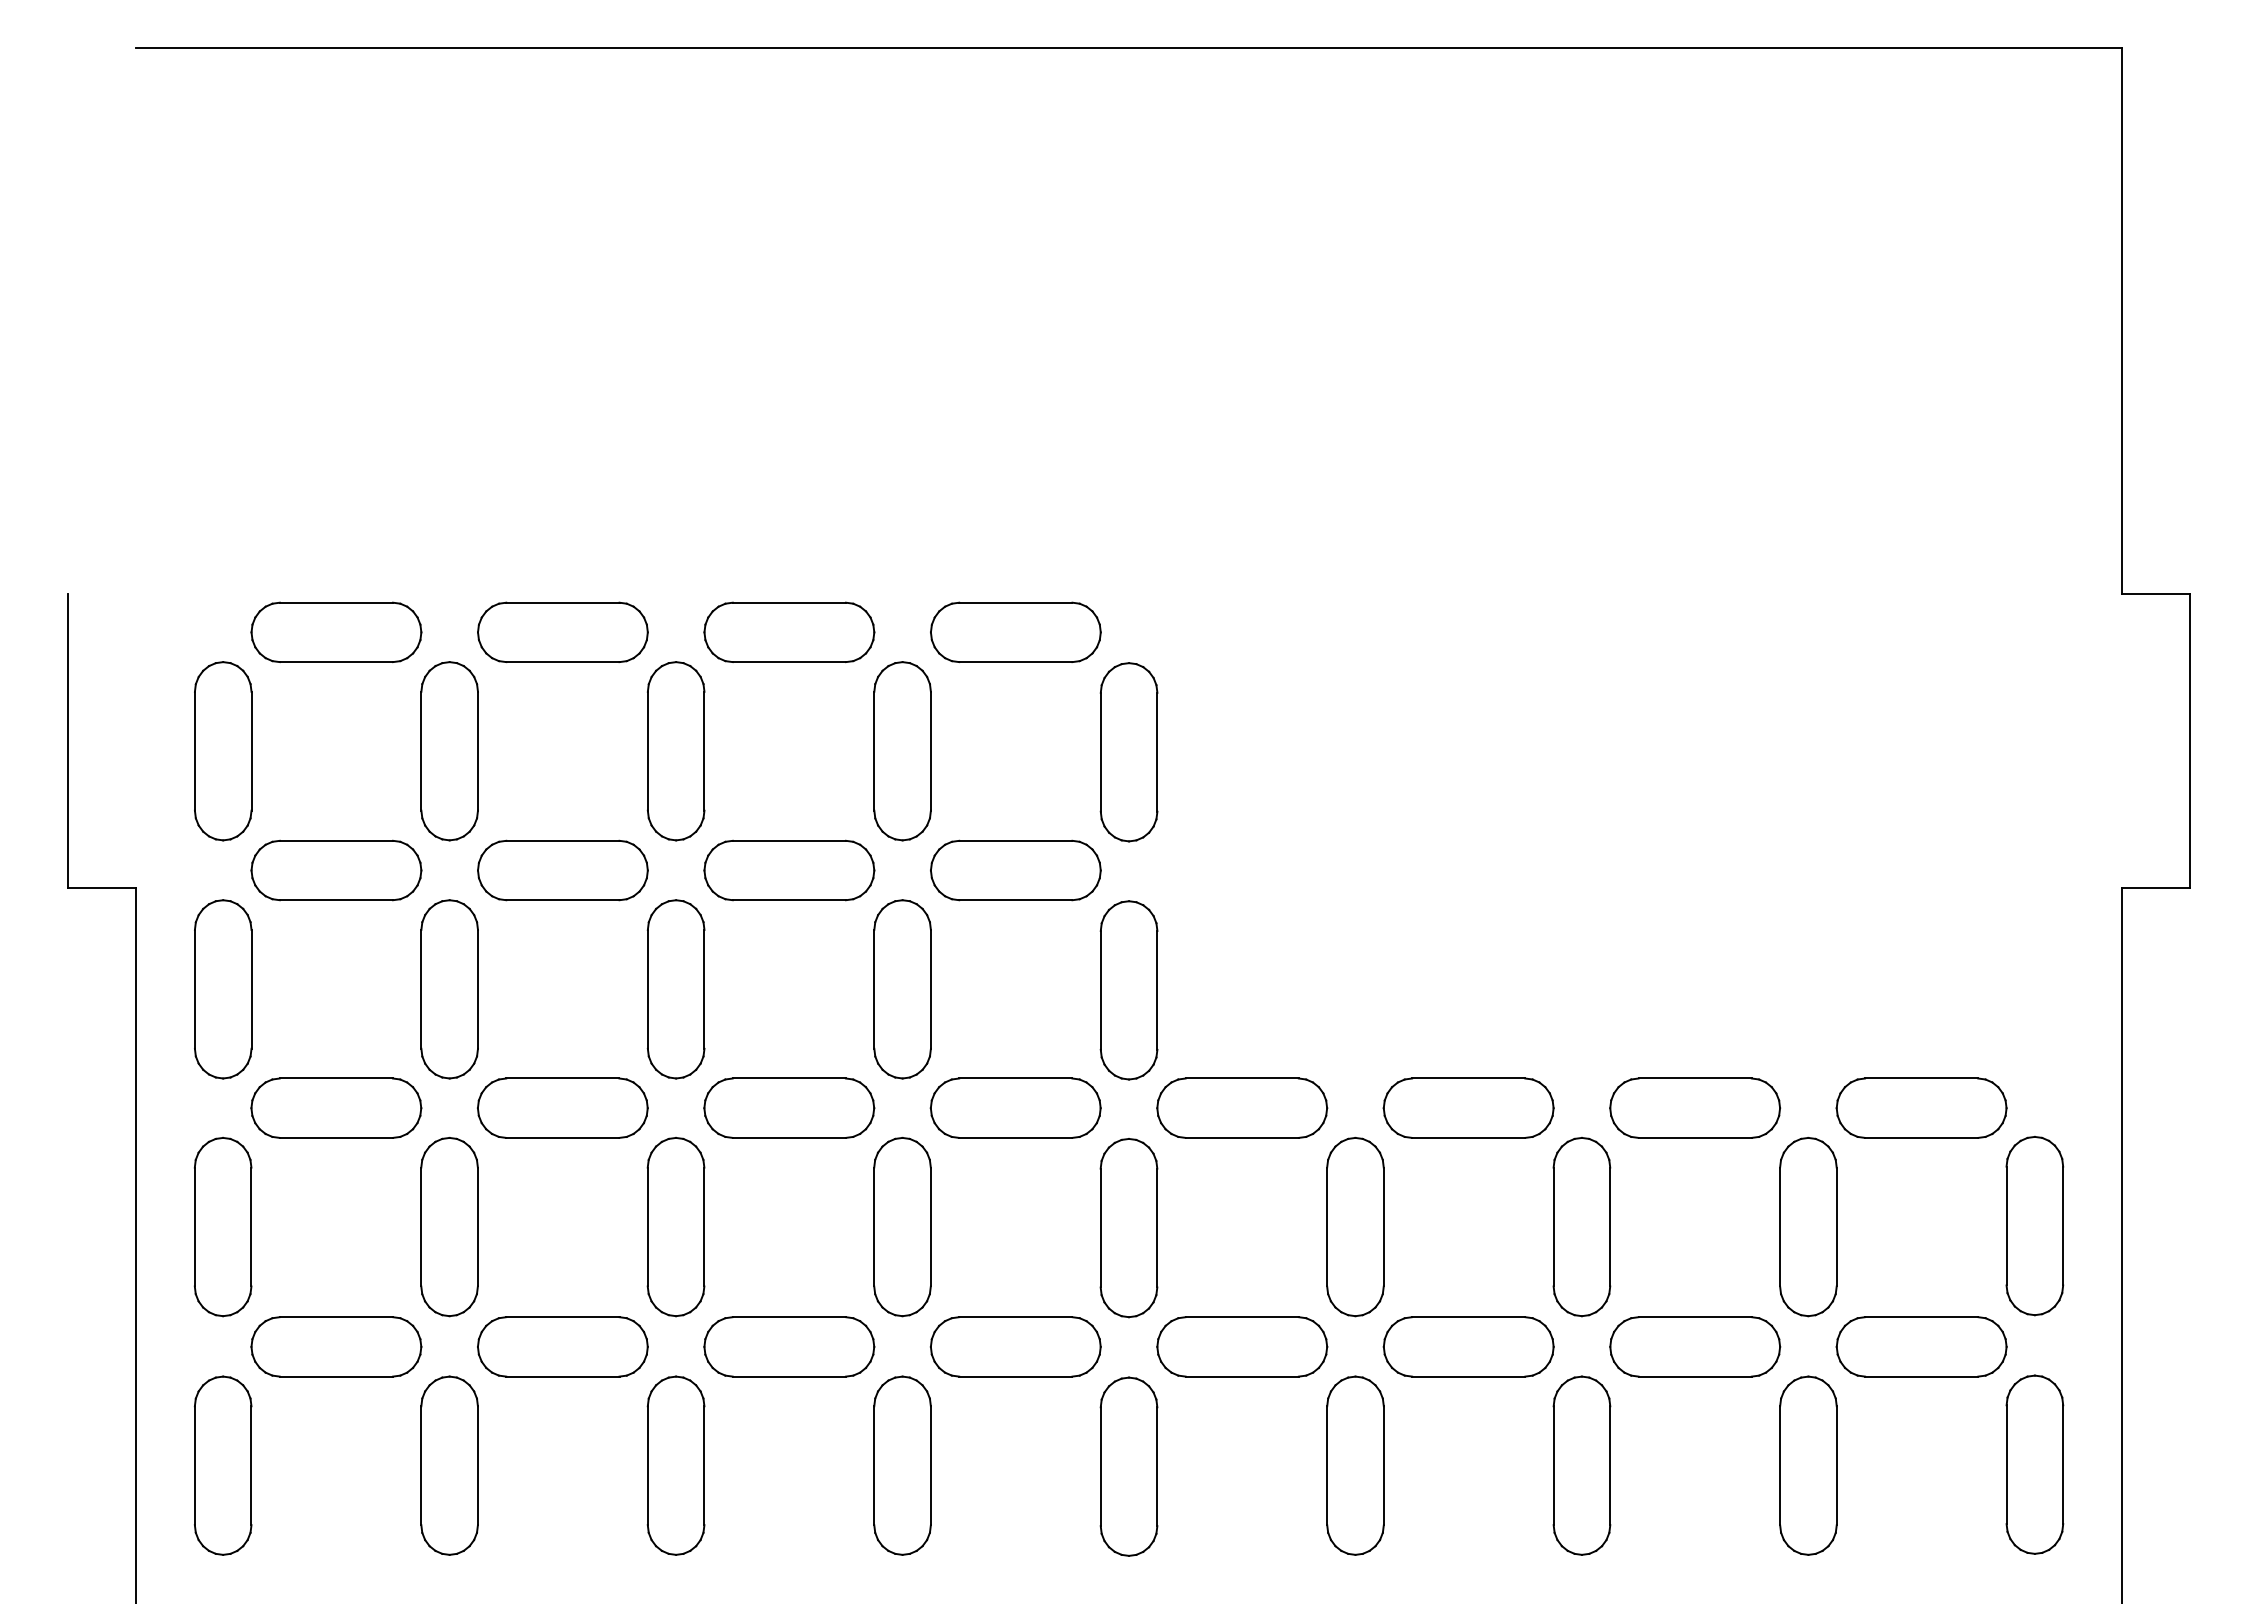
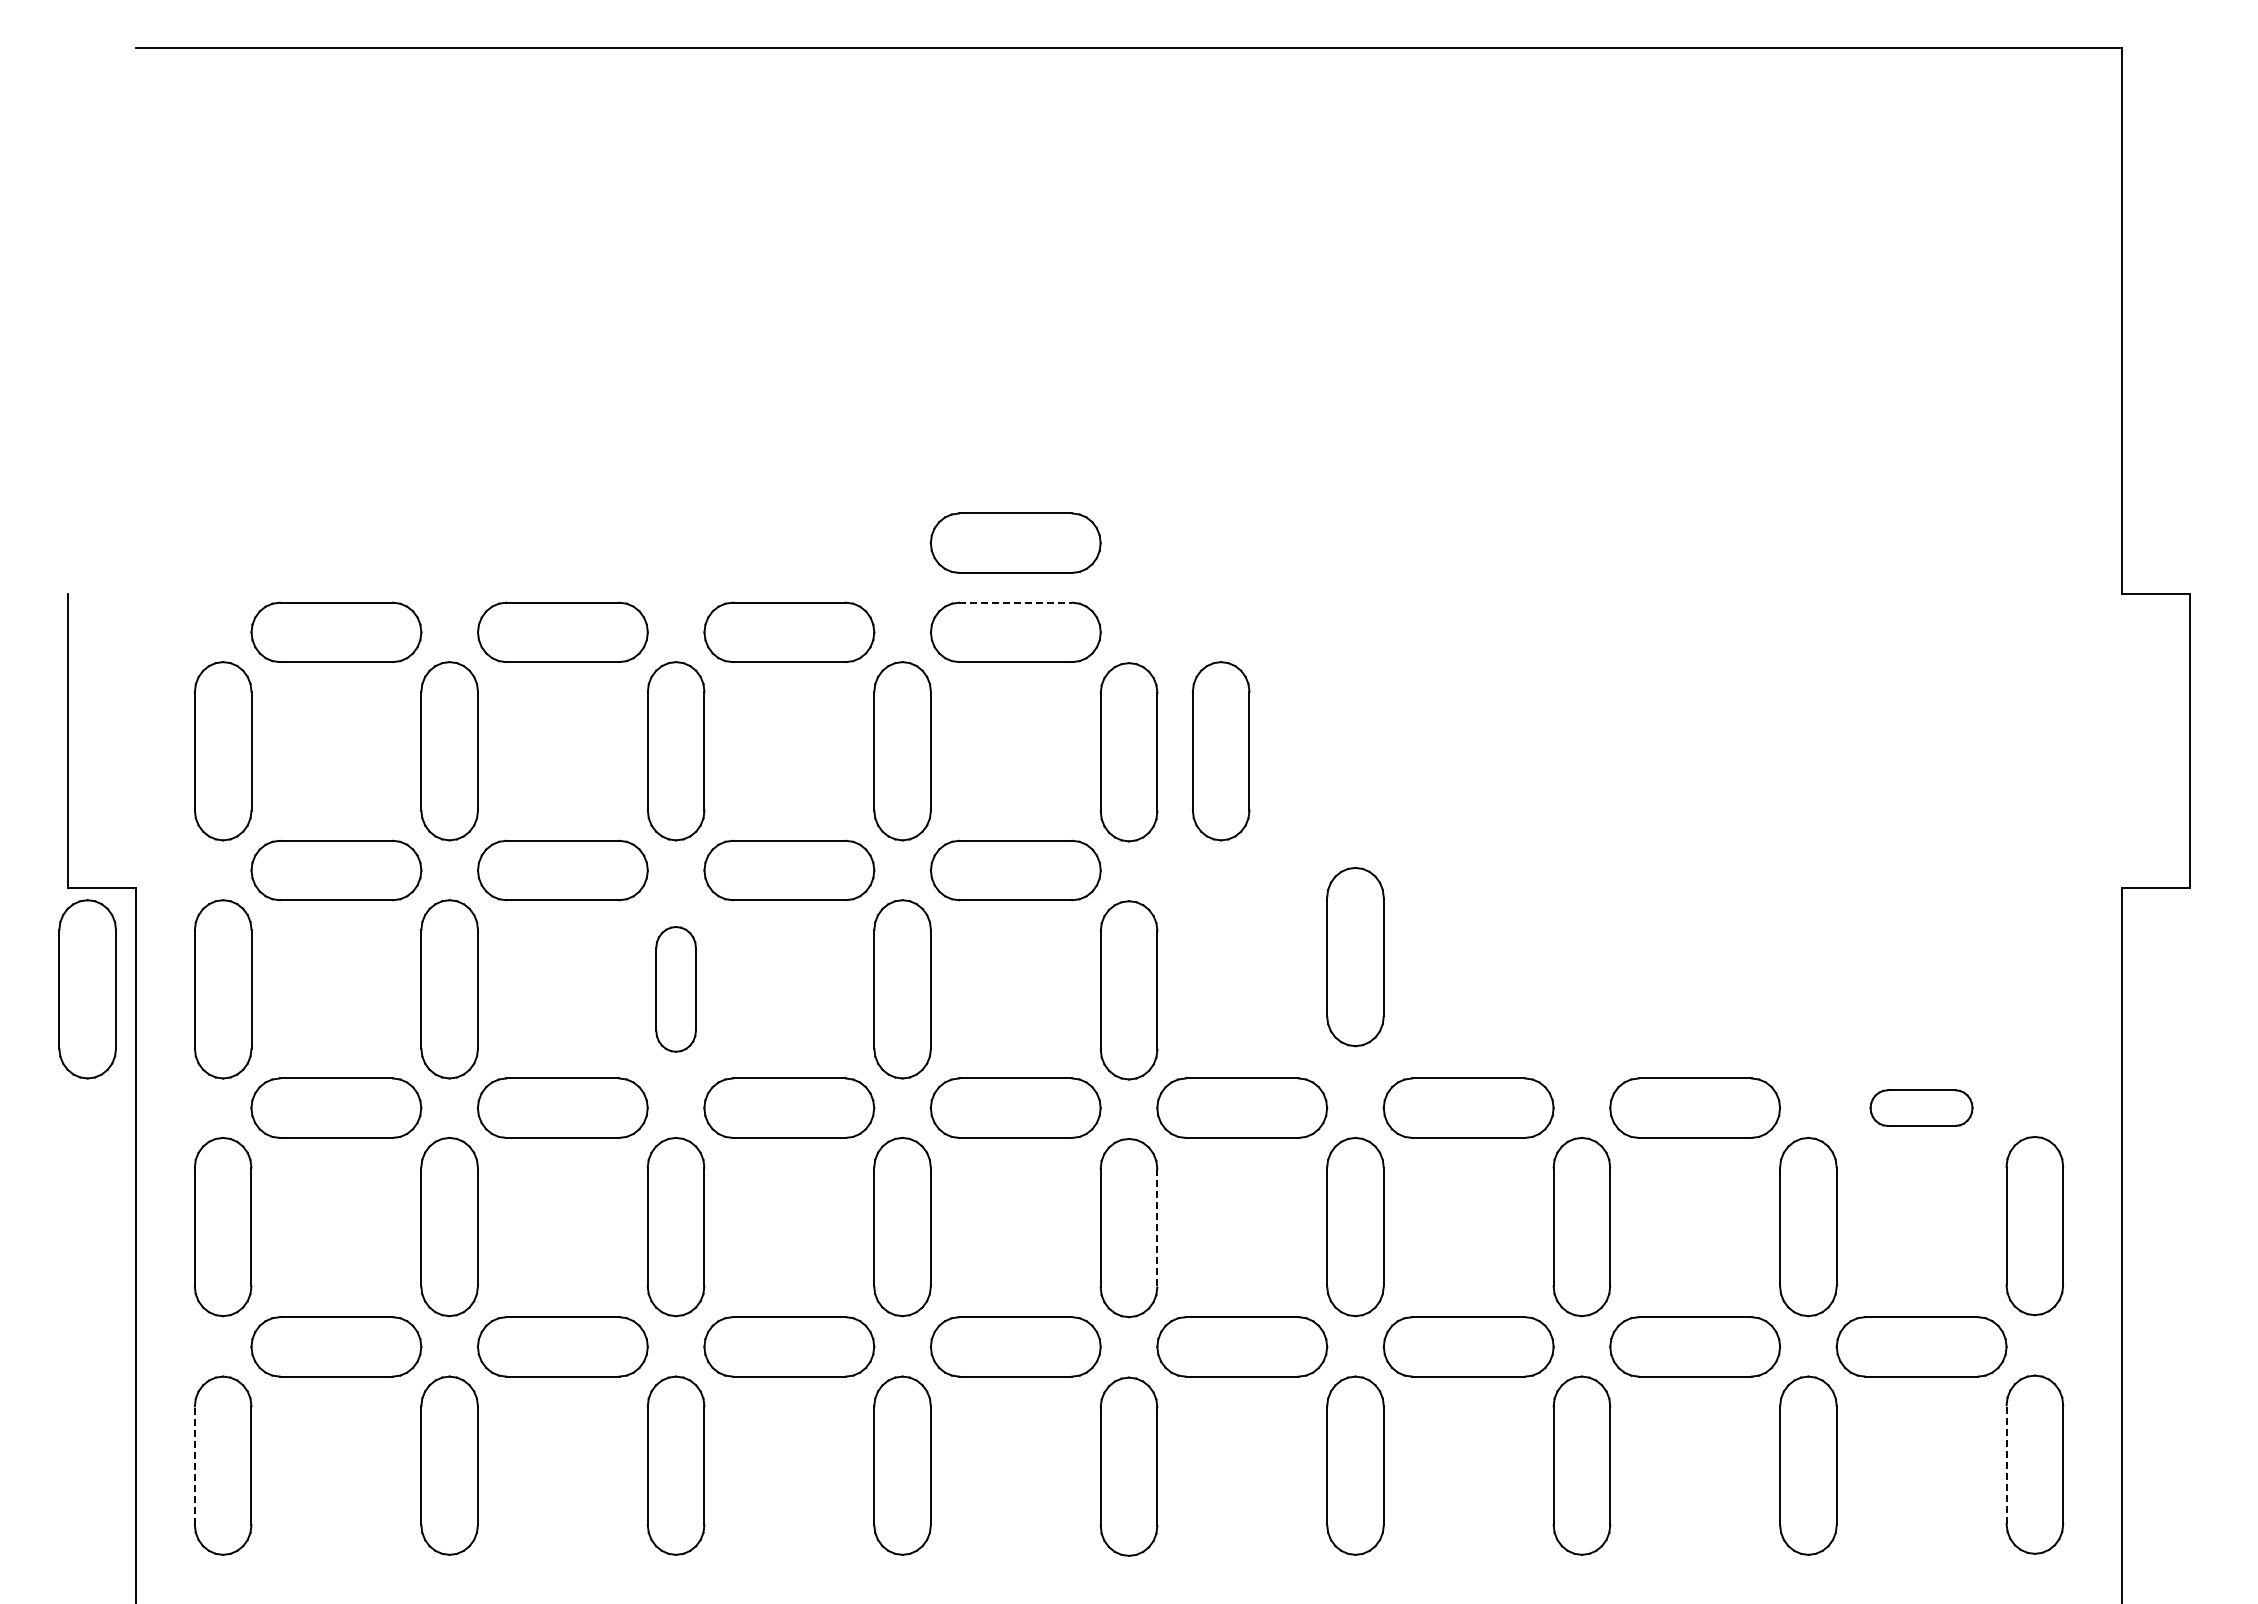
part: none -> present (1015, 542)
line: solid -> dashed (1015, 602)
part: none -> present (1220, 751)
part: none -> present (1355, 957)
part: none -> present (87, 989)
part size: 60x181 px -> 42x127 px (675, 989)
part size: 173x62 px -> 105x38 px (1921, 1107)
line: solid -> dashed (1157, 1228)
line: solid -> dashed (2006, 1464)
line: solid -> dashed (194, 1465)
